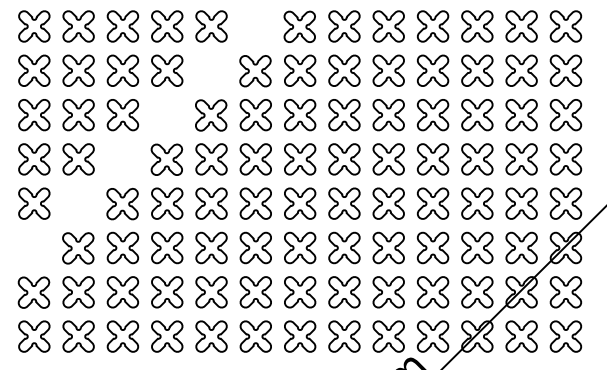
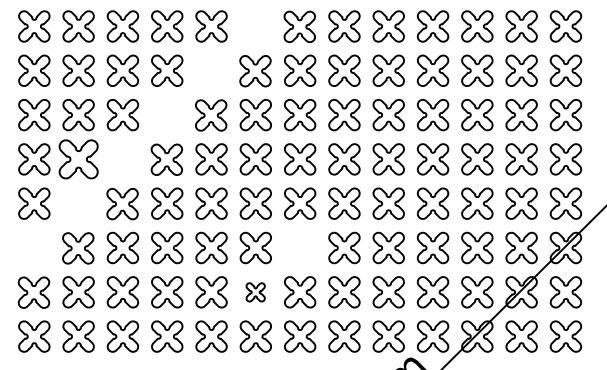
part size: 33x33 px -> 41x41 px (78, 159)
part: present -> none (300, 247)
part size: 33x33 px -> 21x21 px (255, 292)
